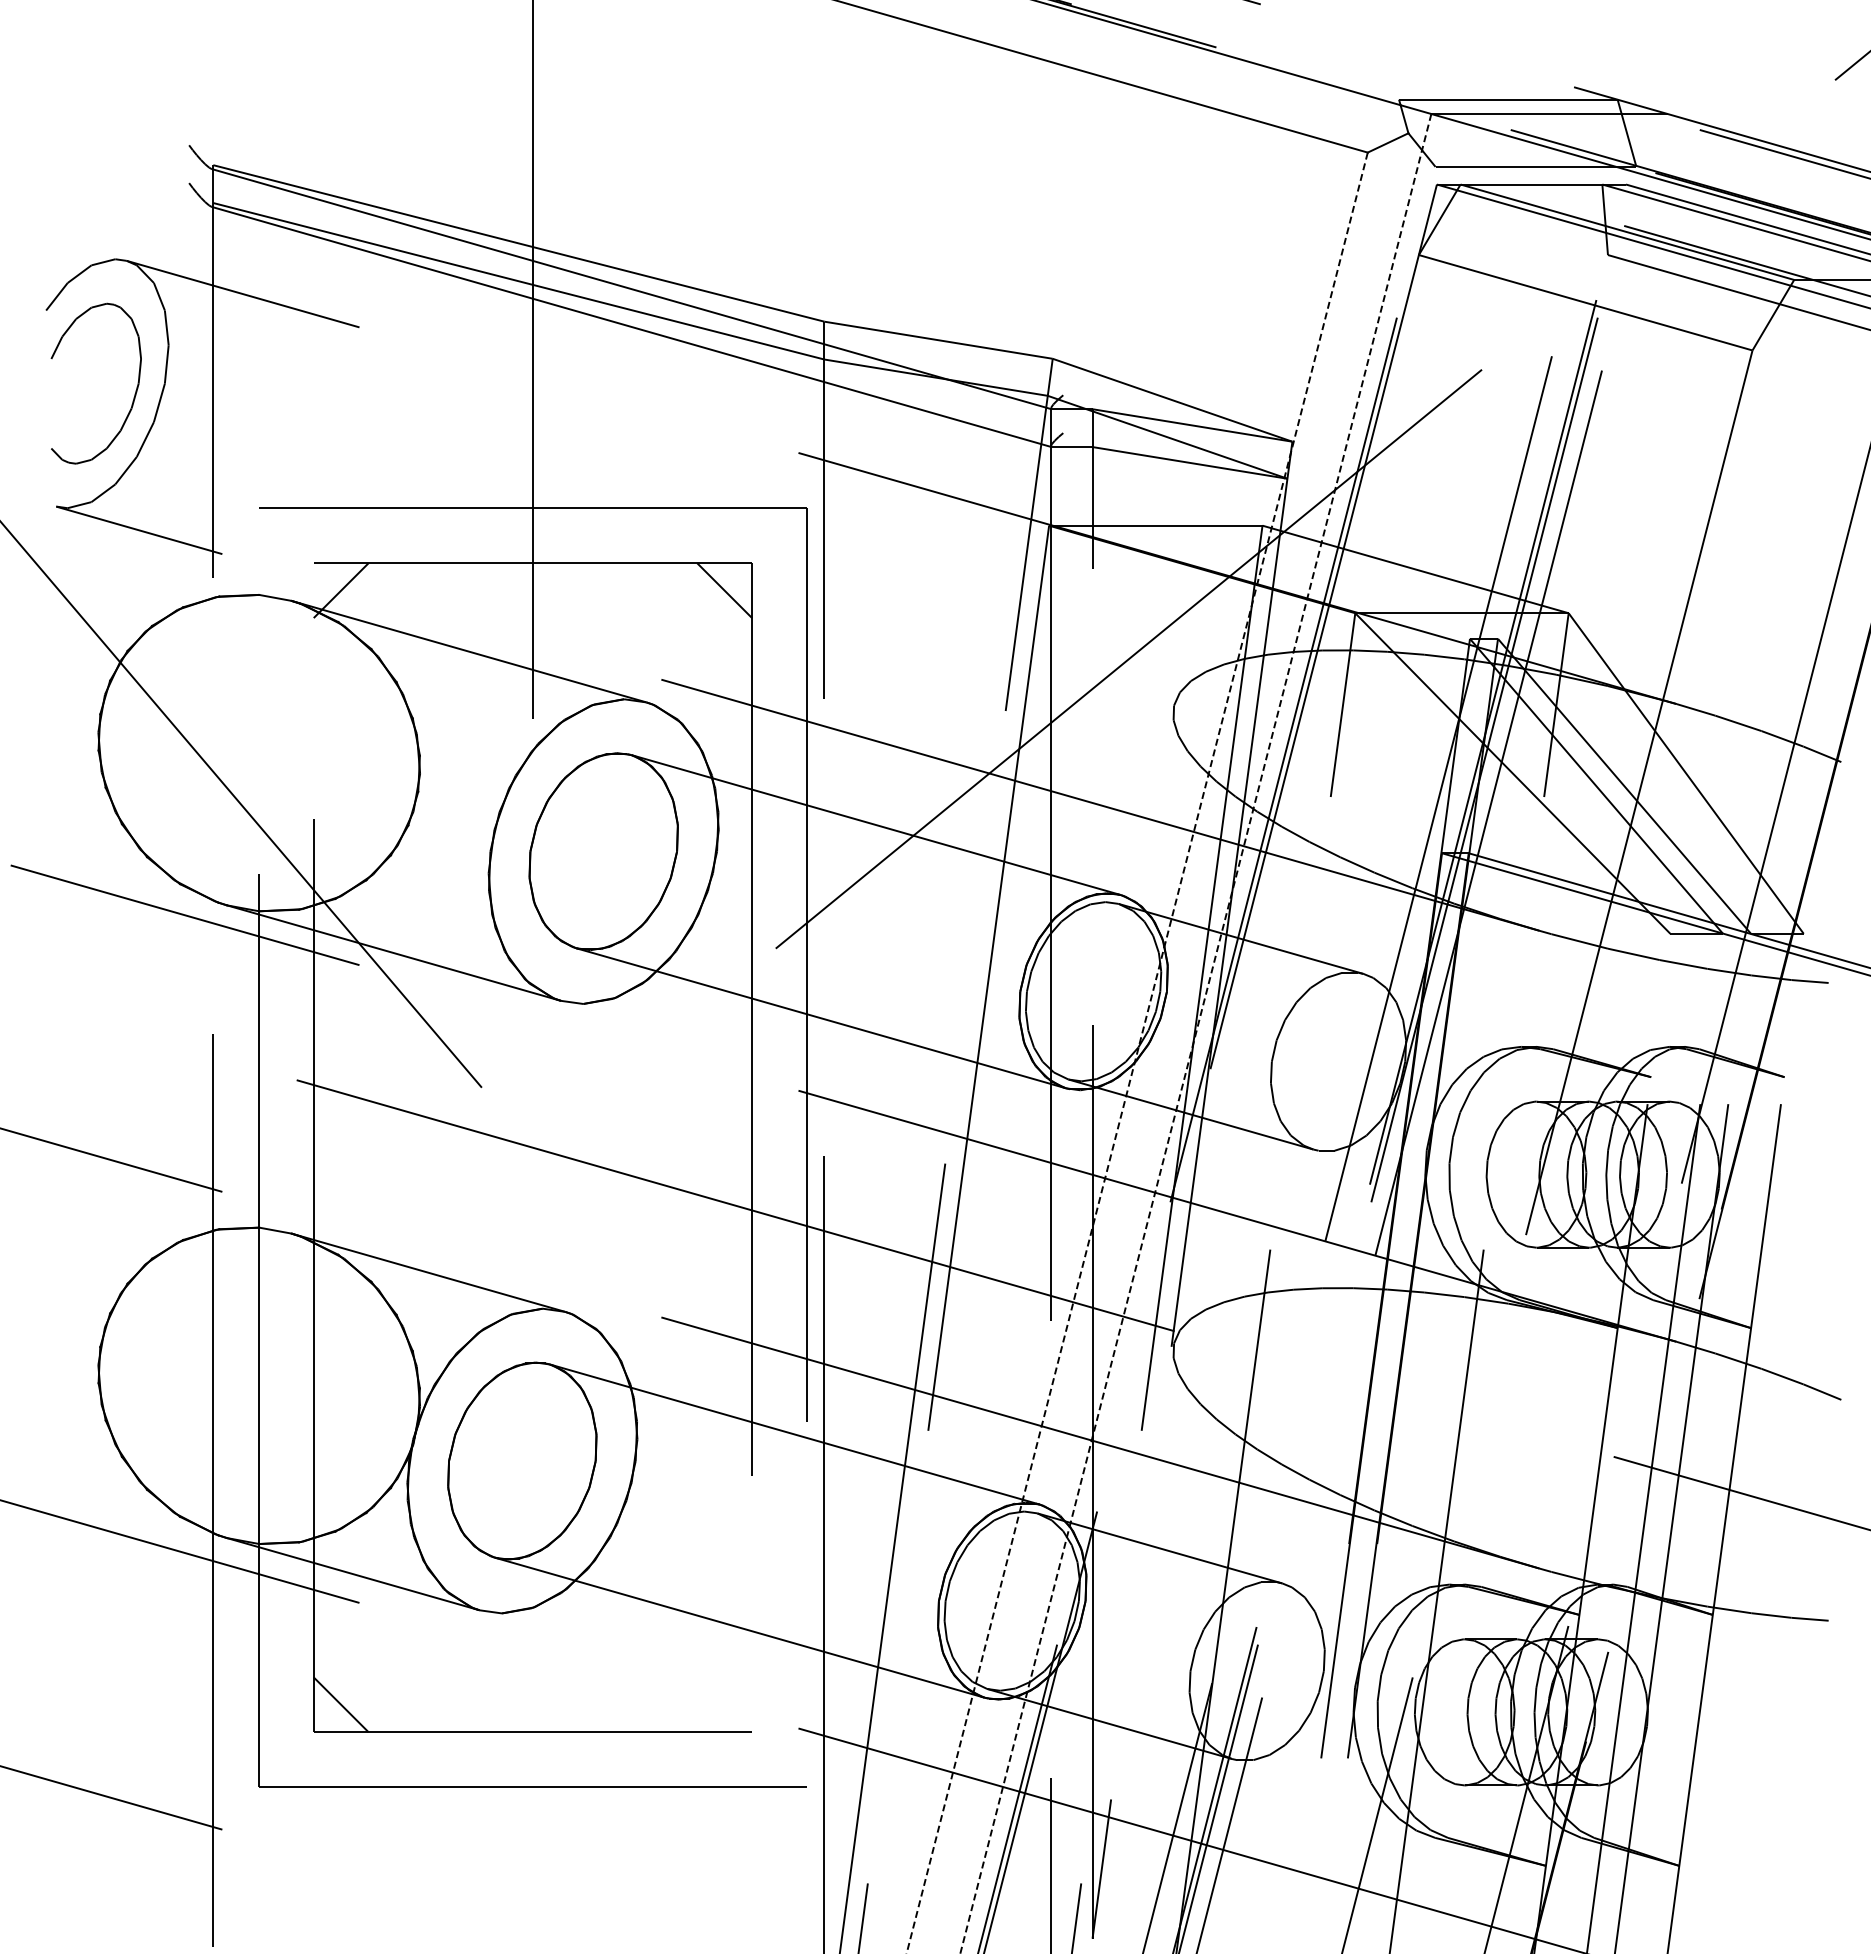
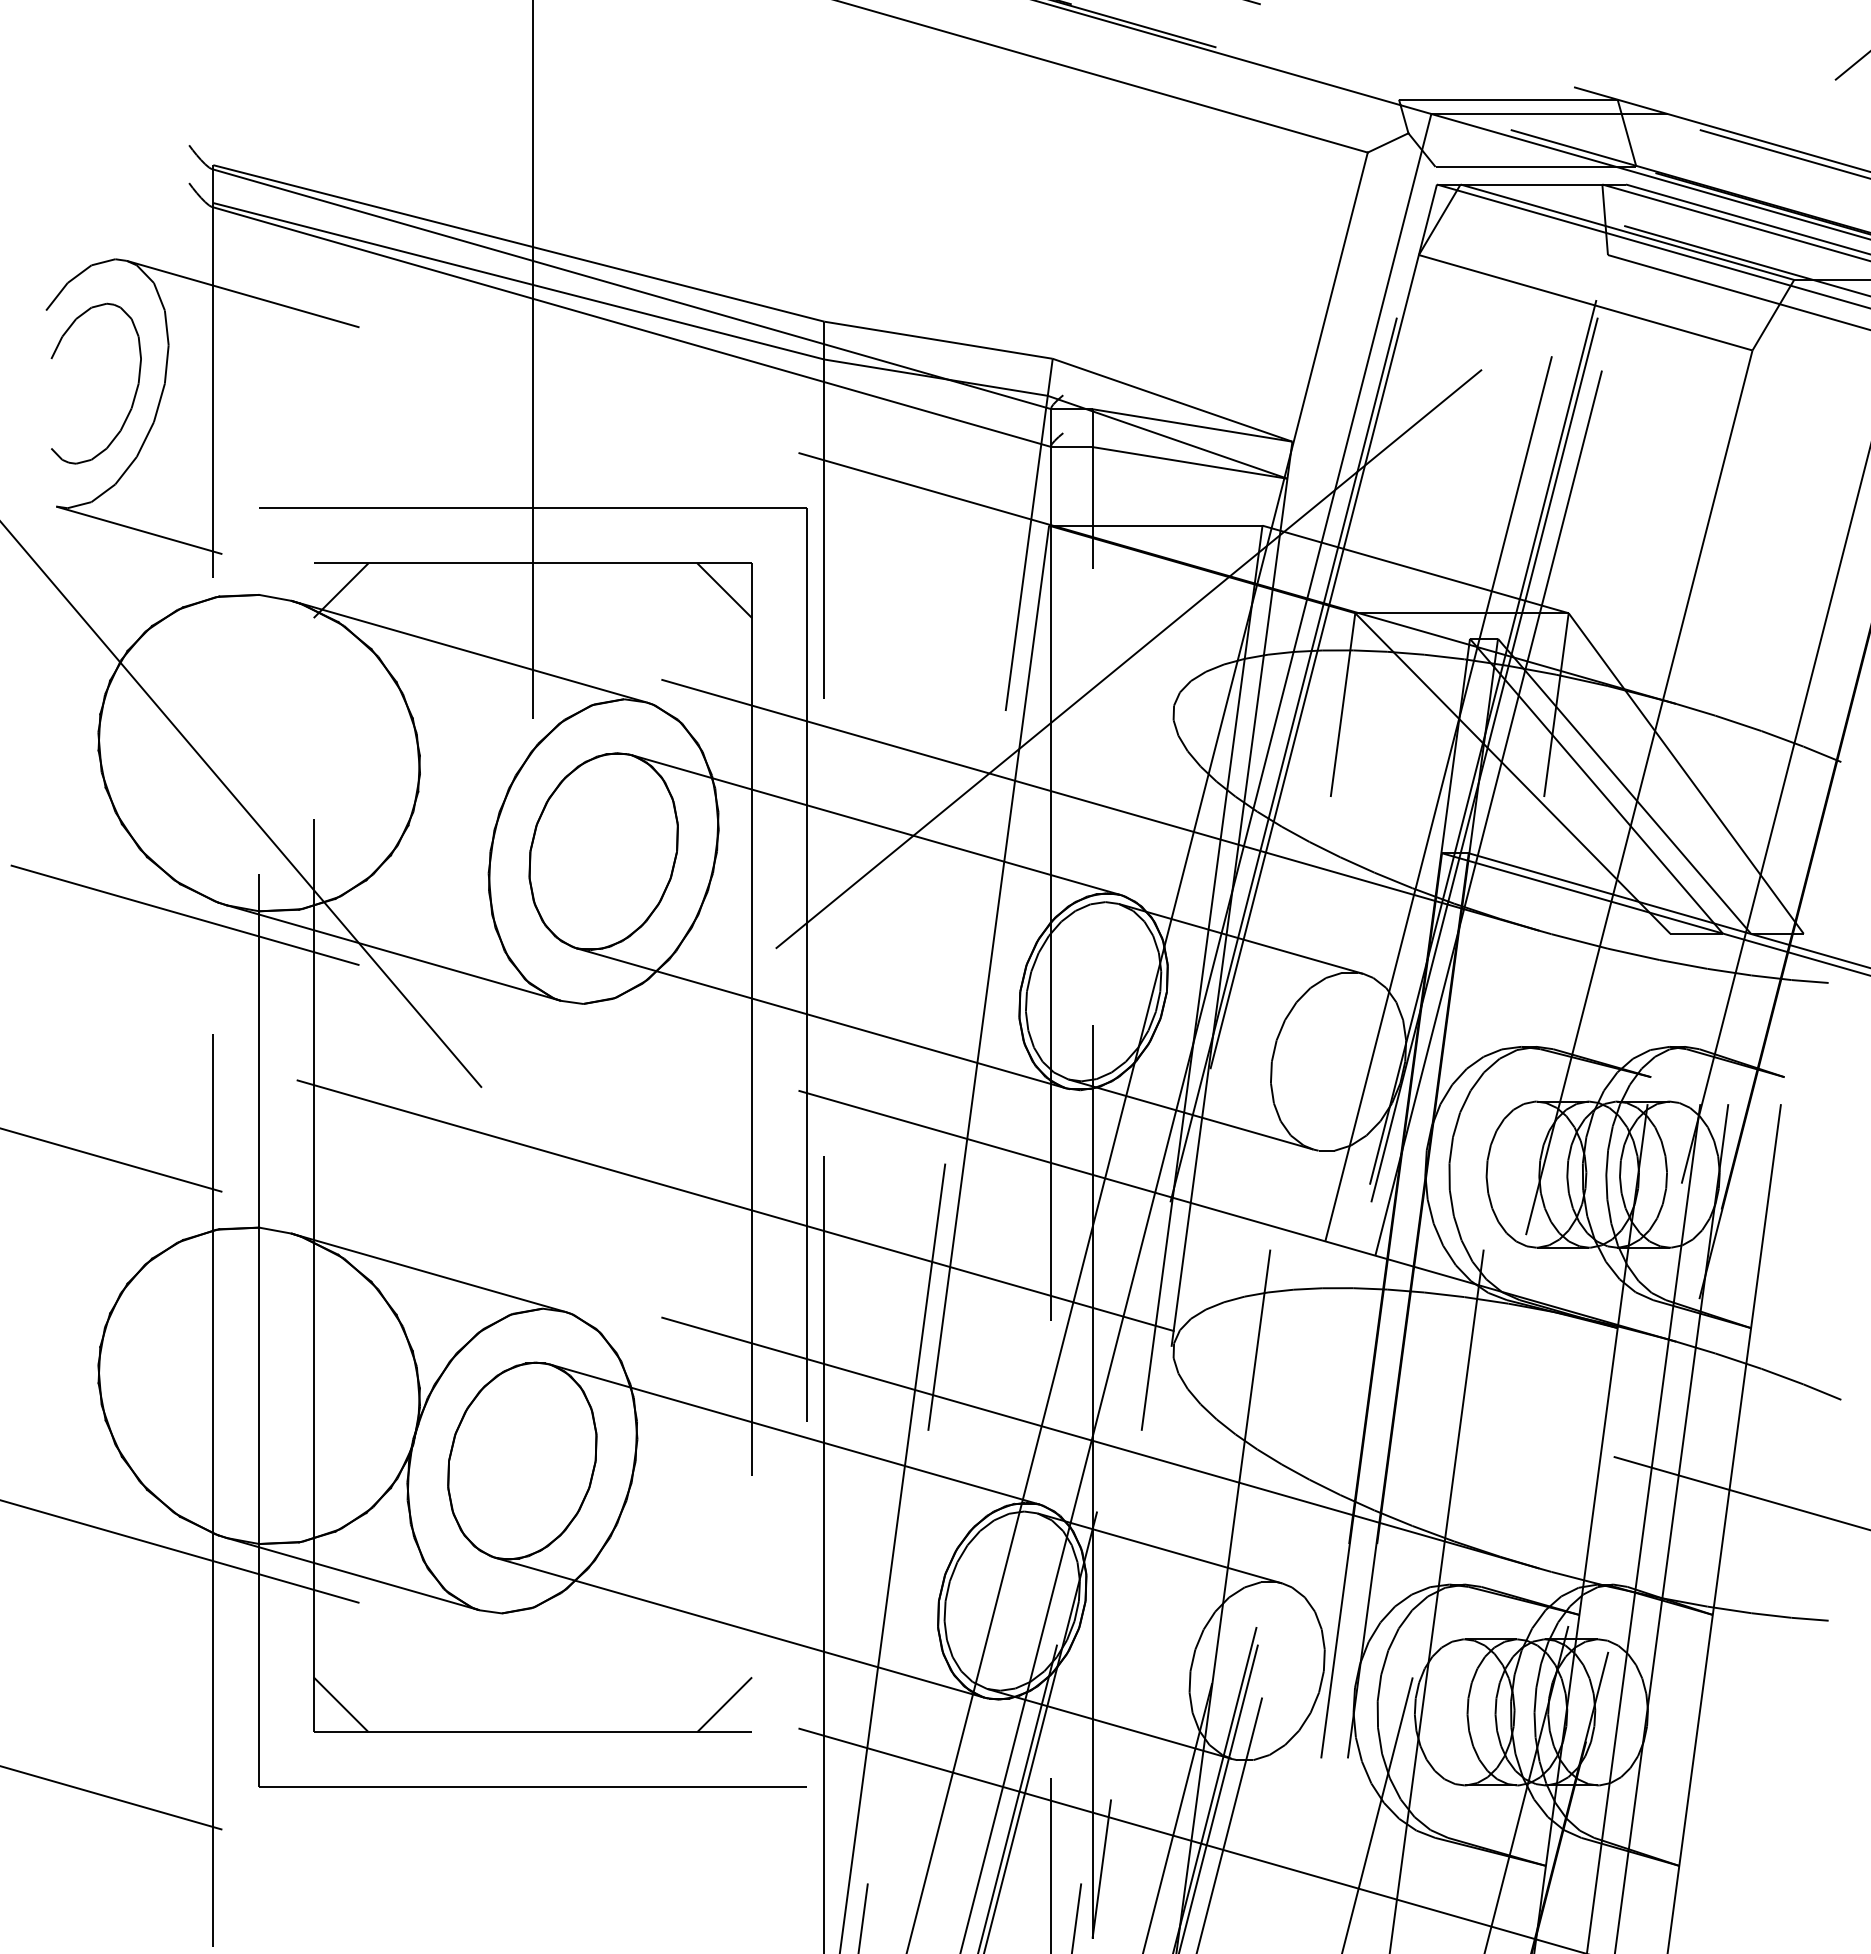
line: dashed -> solid (1195, 1034)
line: dashed -> solid (1137, 1053)
line: none -> present (724, 1704)
